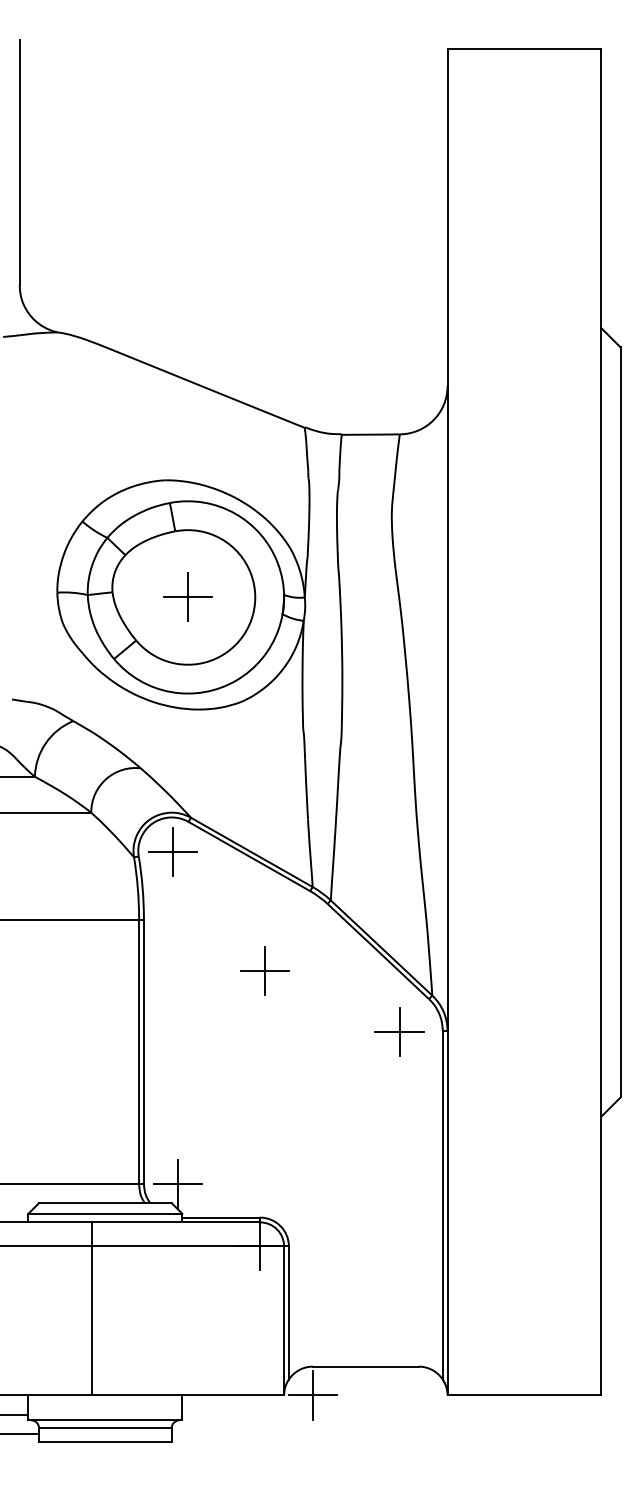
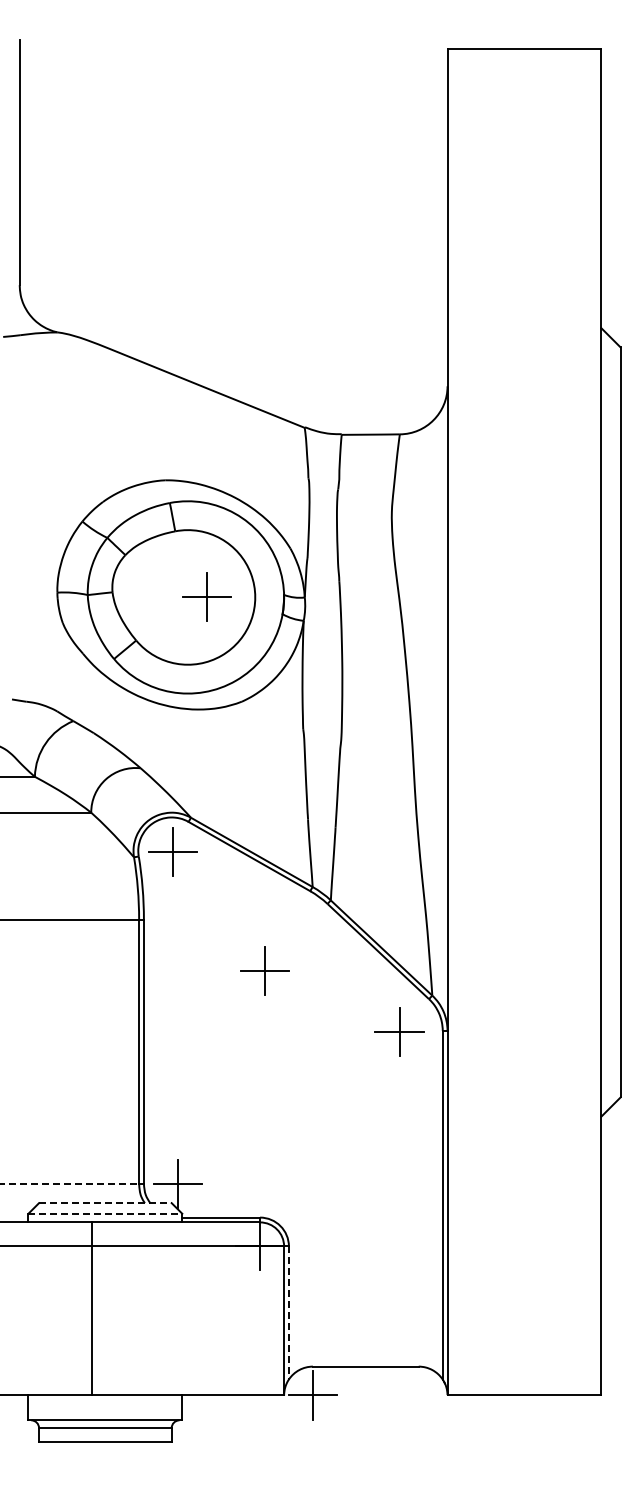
part position: (187, 596) -> (206, 596) (206, 596)
line: solid -> dashed (70, 1183)
line: solid -> dashed (105, 1203)
line: solid -> dashed (105, 1213)
line: solid -> dashed (288, 1312)
line: present -> none (15, 1414)
line: present -> none (20, 1433)
